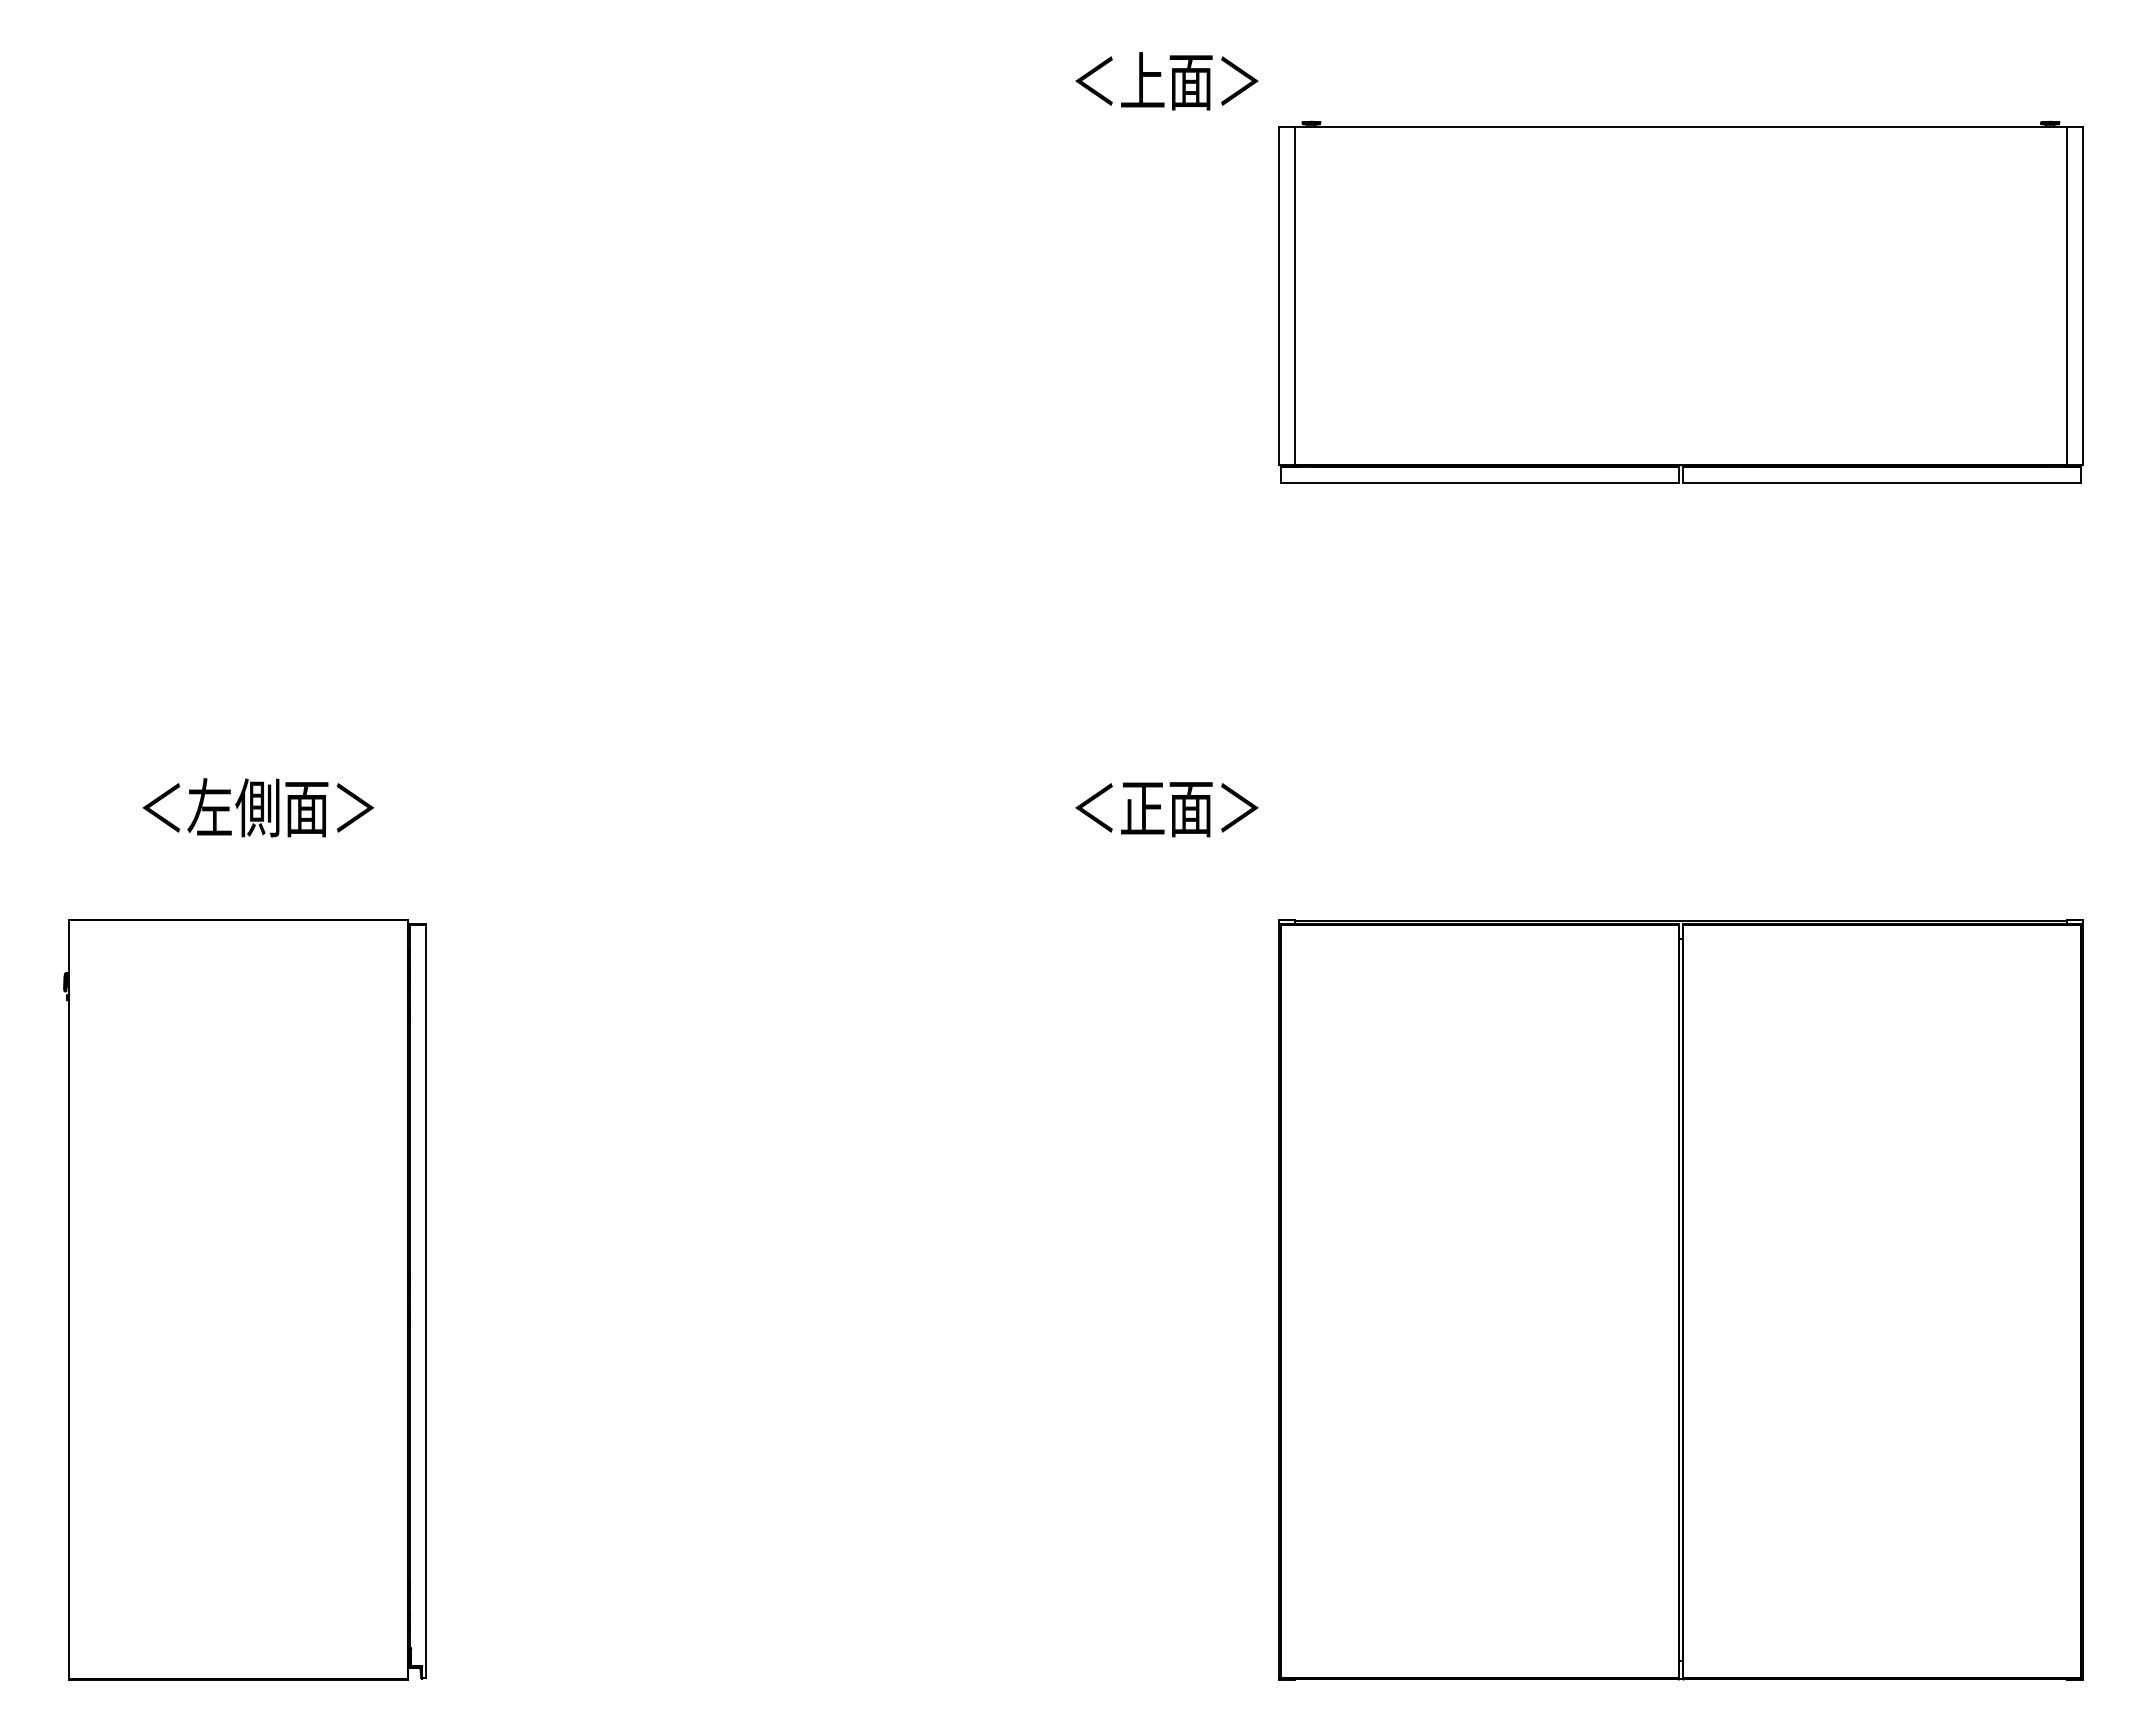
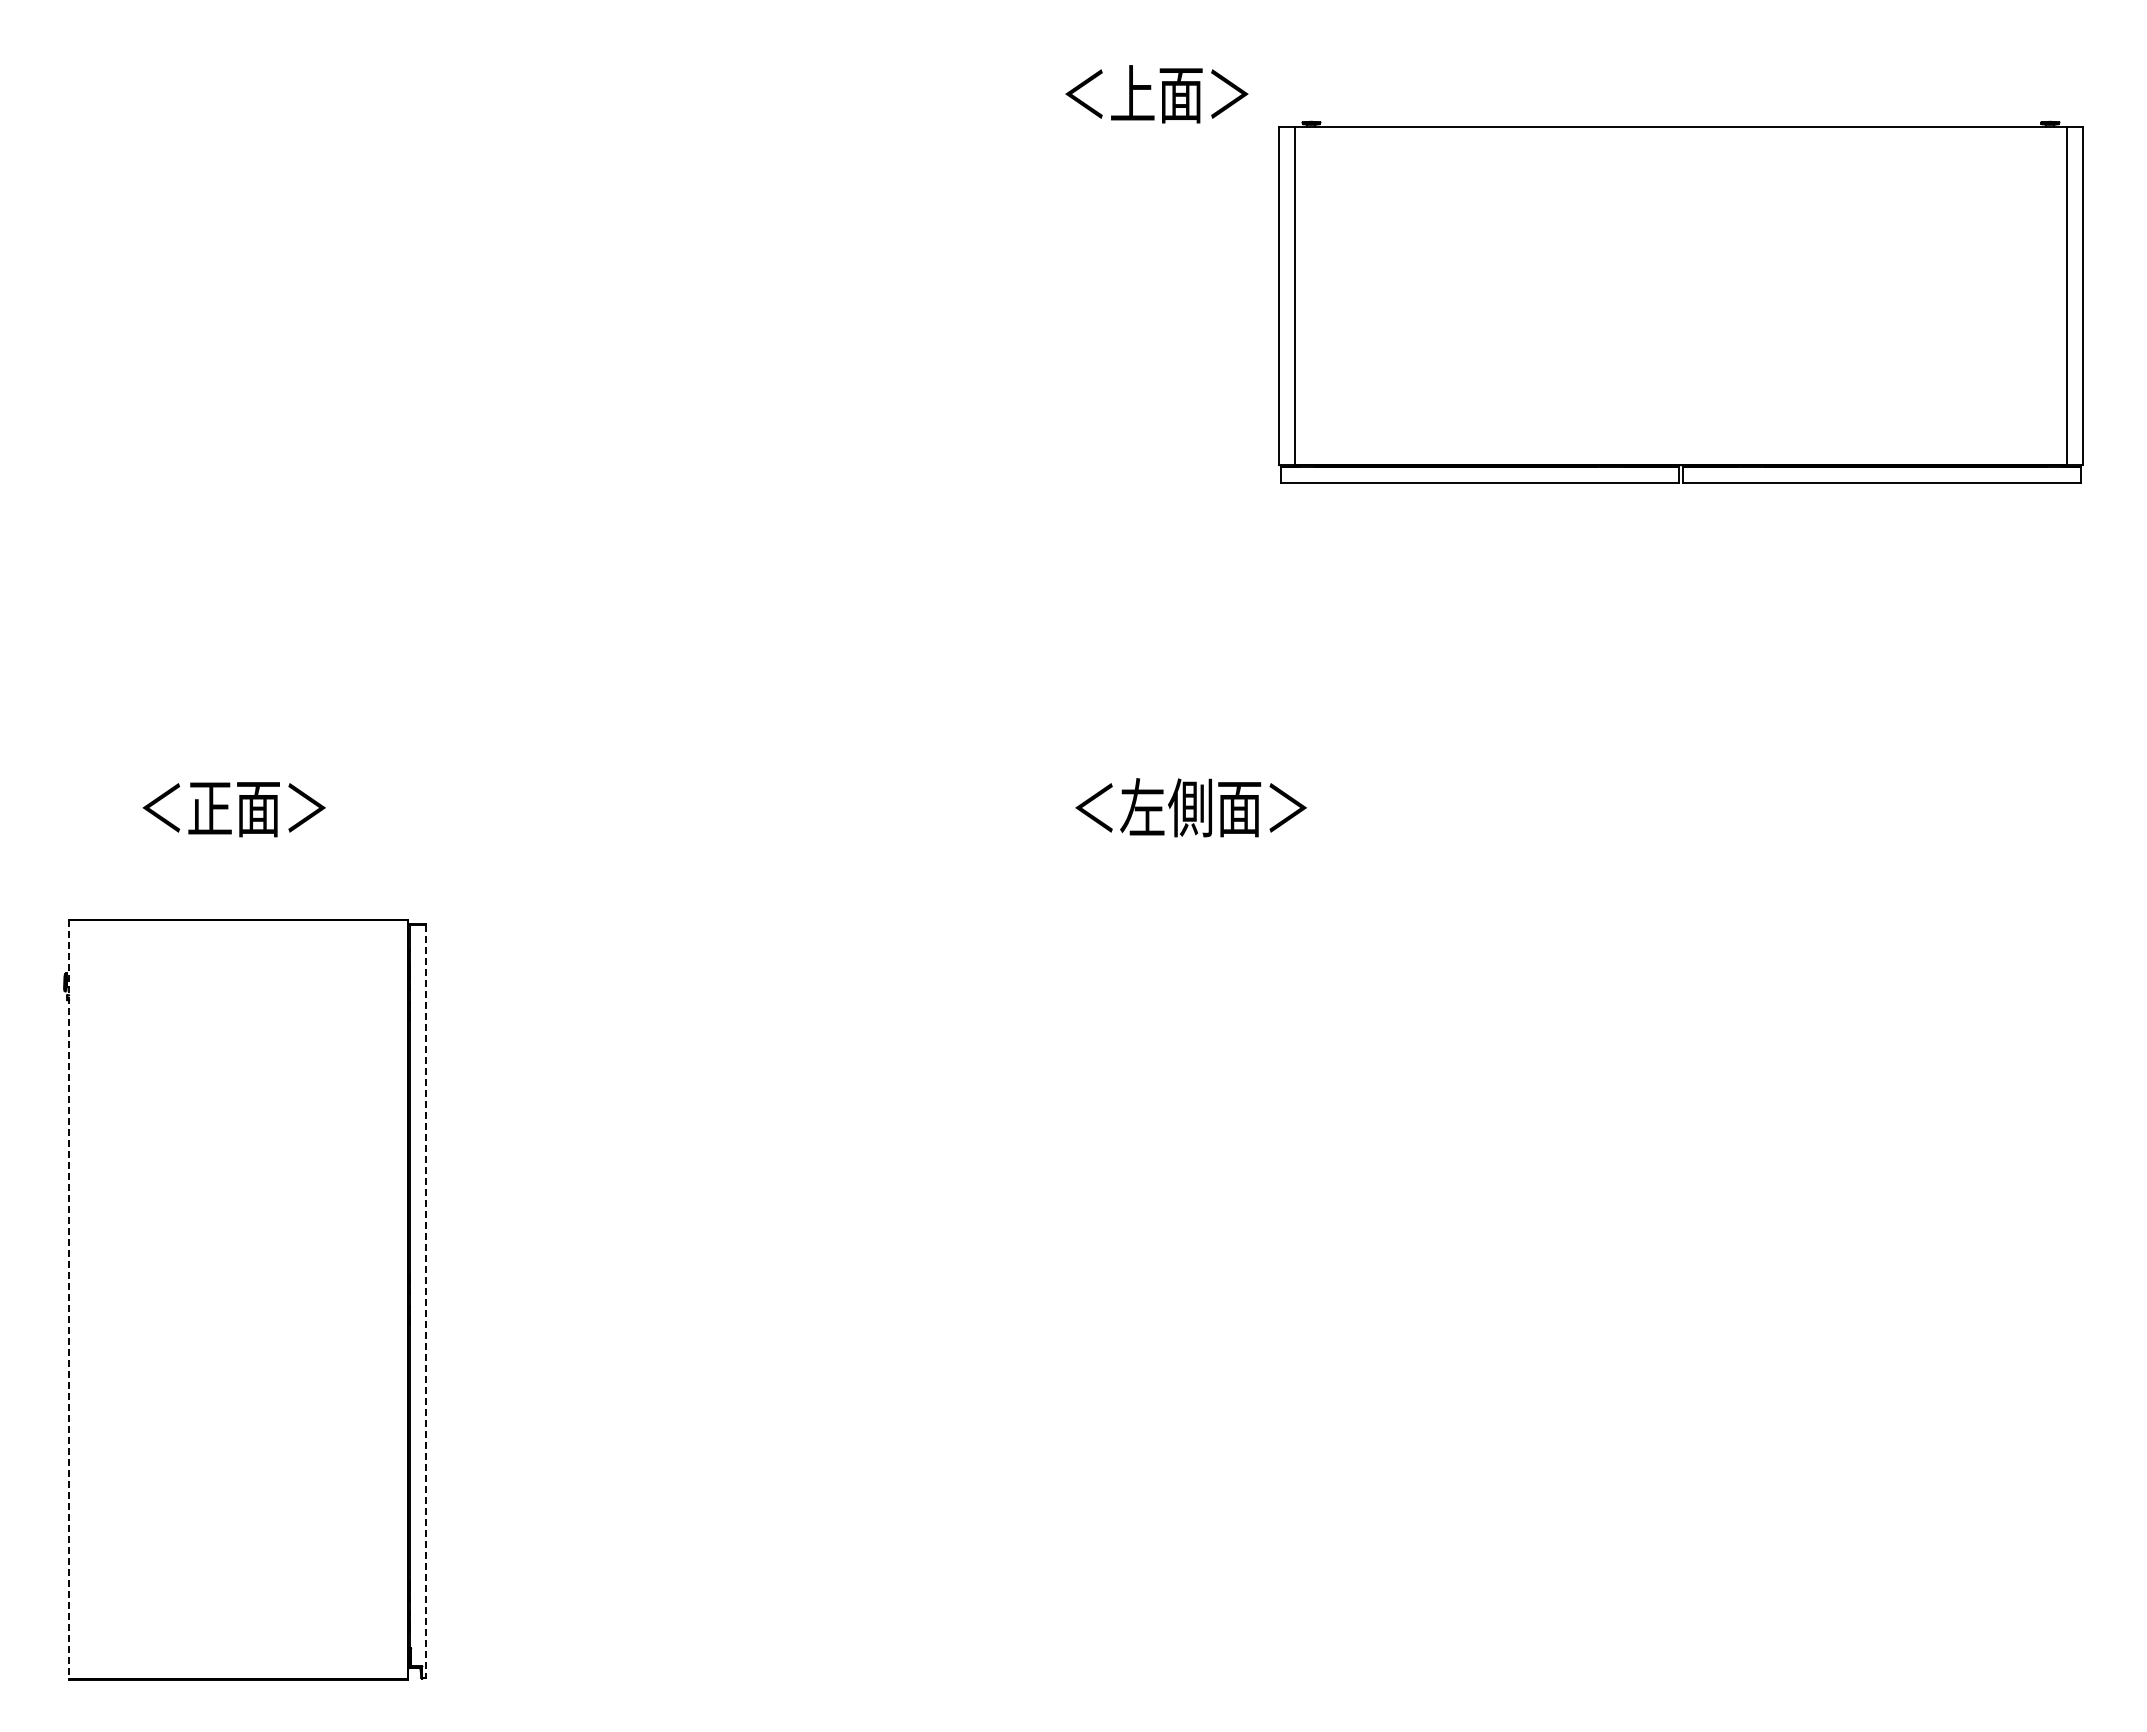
text position: (1166, 81) -> (1156, 94) (1156, 94)
text: ＜左側面＞ -> ＜正面＞ (280, 807)
text: ＜正面＞ -> ＜左側面＞ (1213, 807)
line: solid -> dashed (69, 1299)
part: present -> none (1680, 1299)
line: solid -> dashed (425, 1301)
